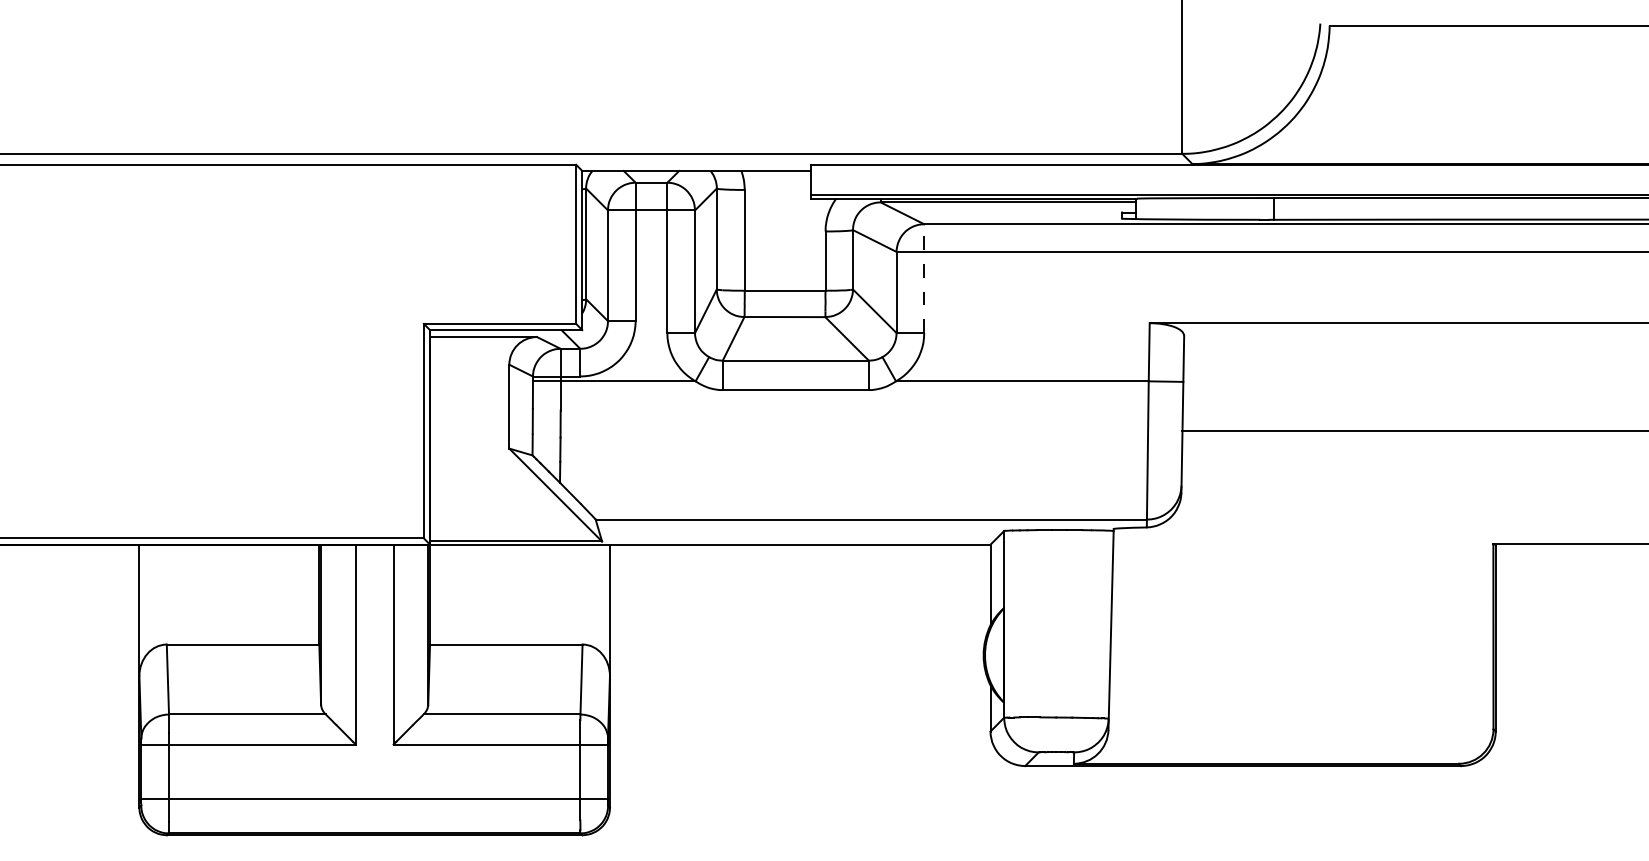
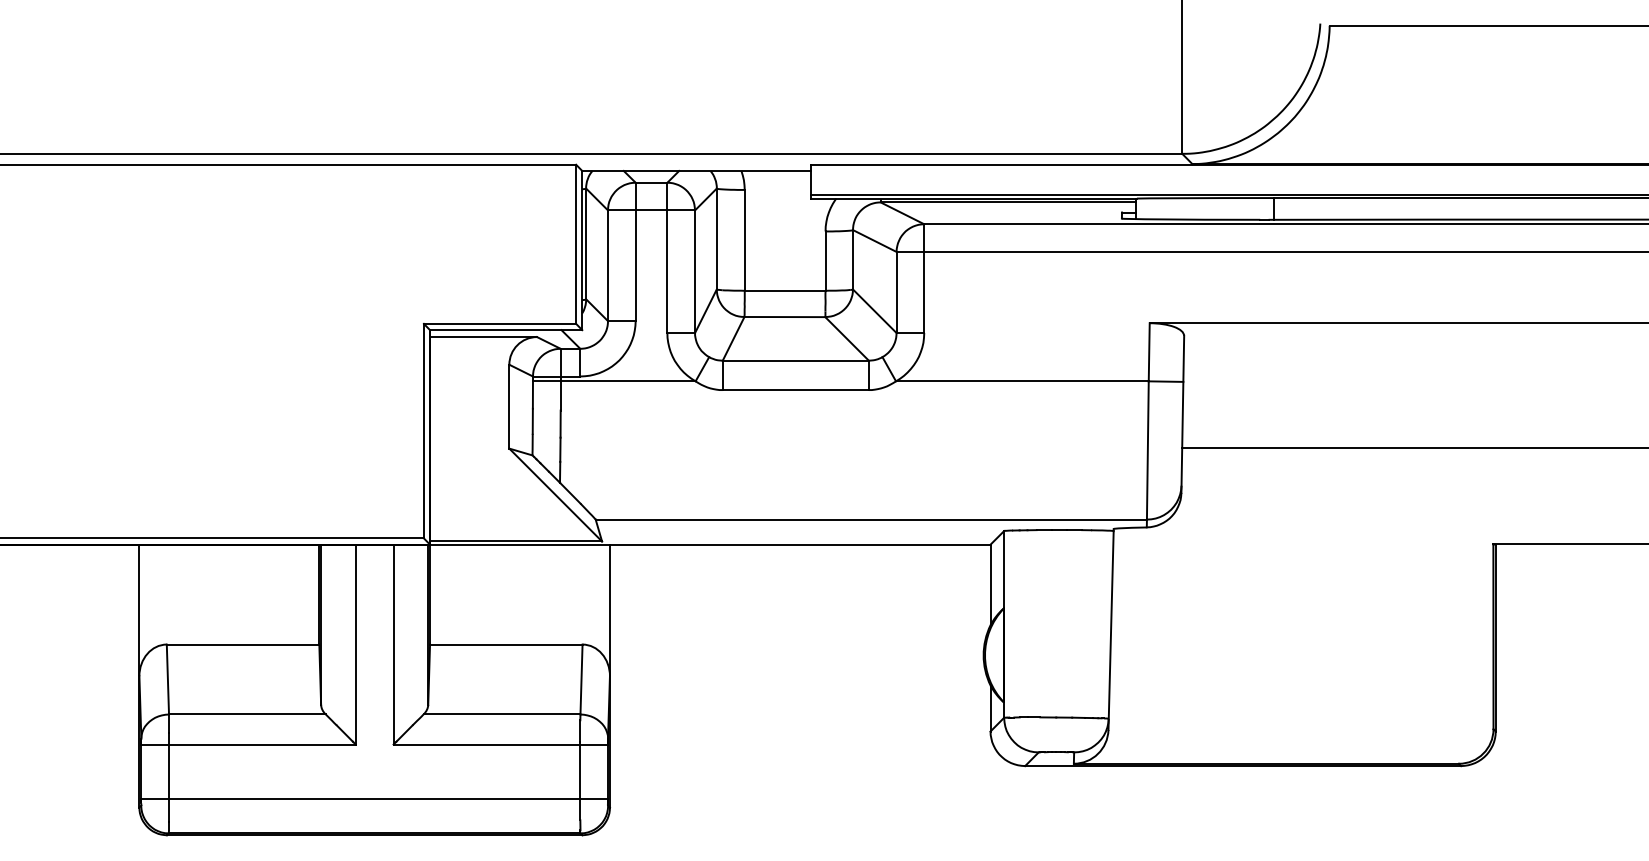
line: dashed -> solid (924, 278)
line position: (1413, 430) -> (1413, 447) (1413, 447)
